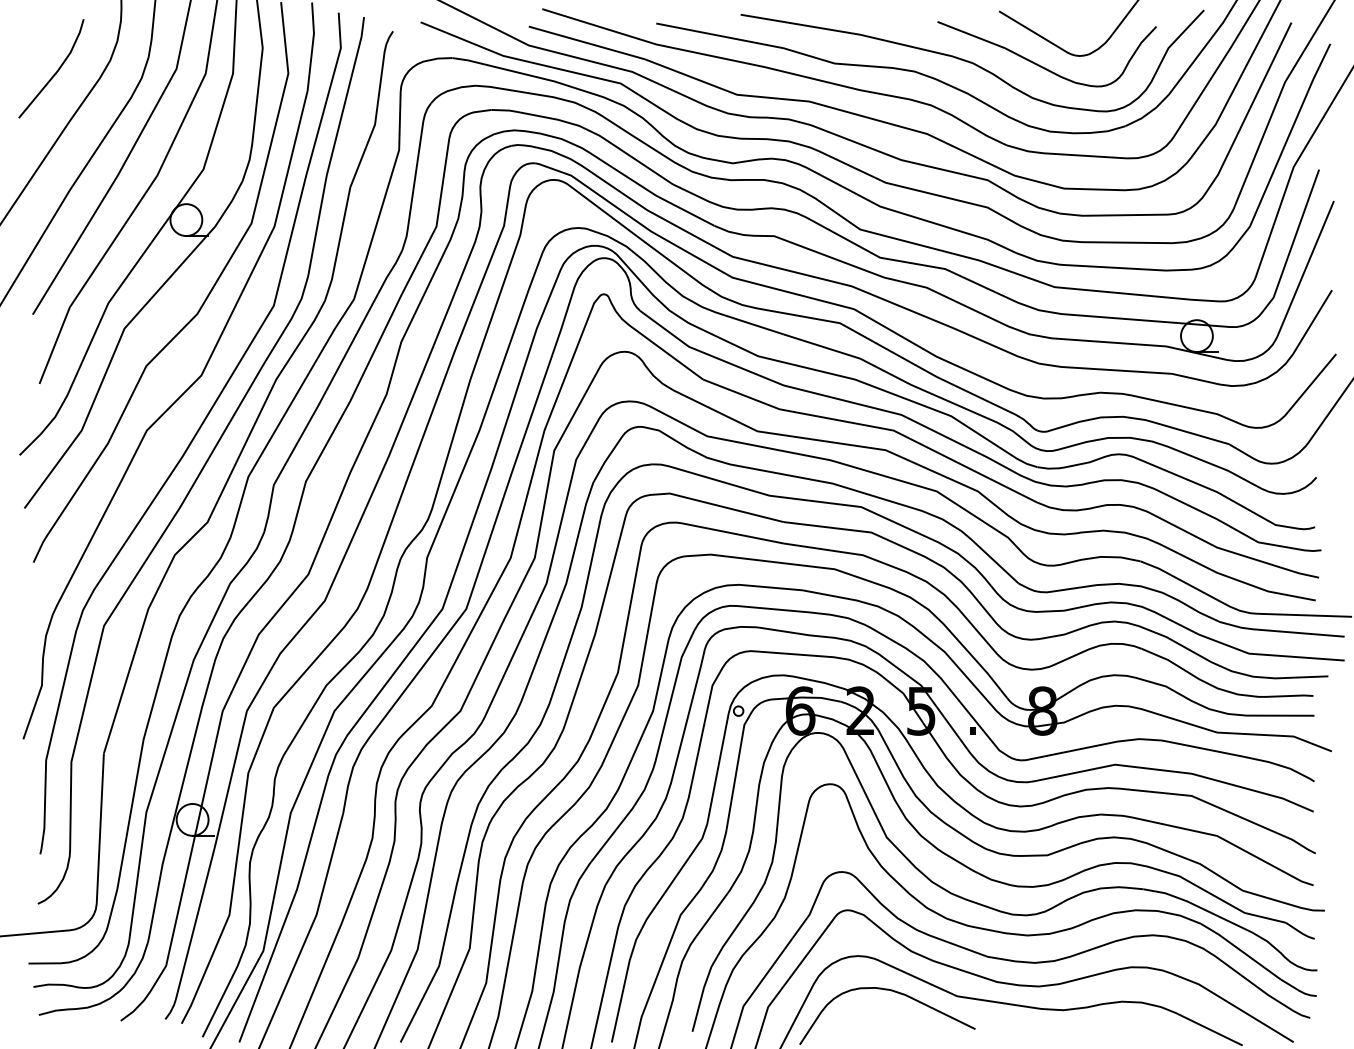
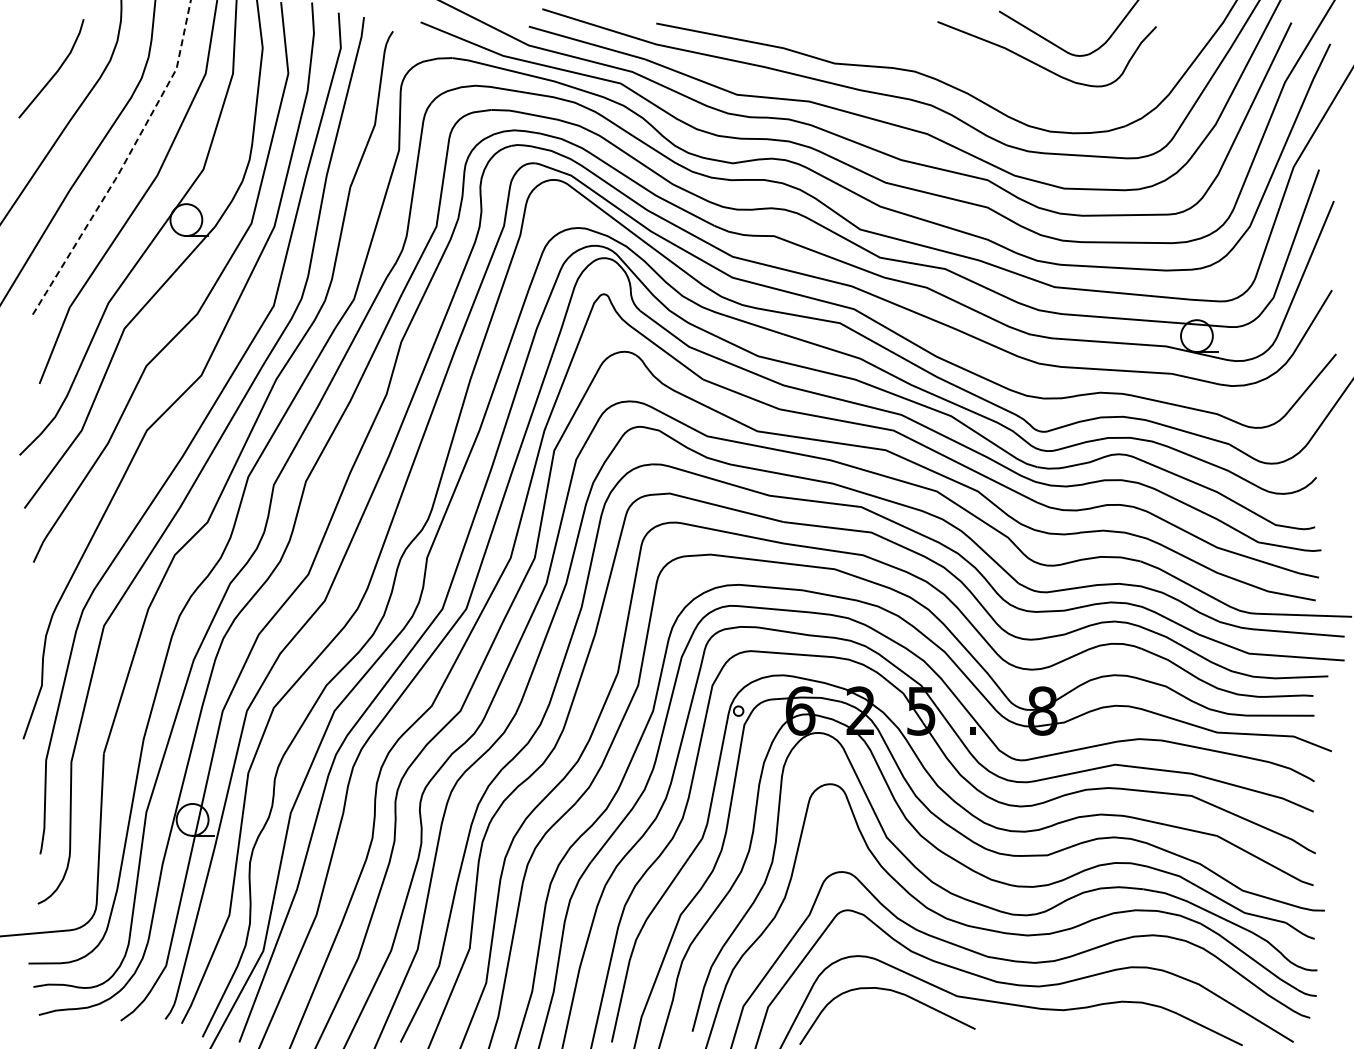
curve: present -> none (971, 61)
line: solid -> dashed (124, 163)
